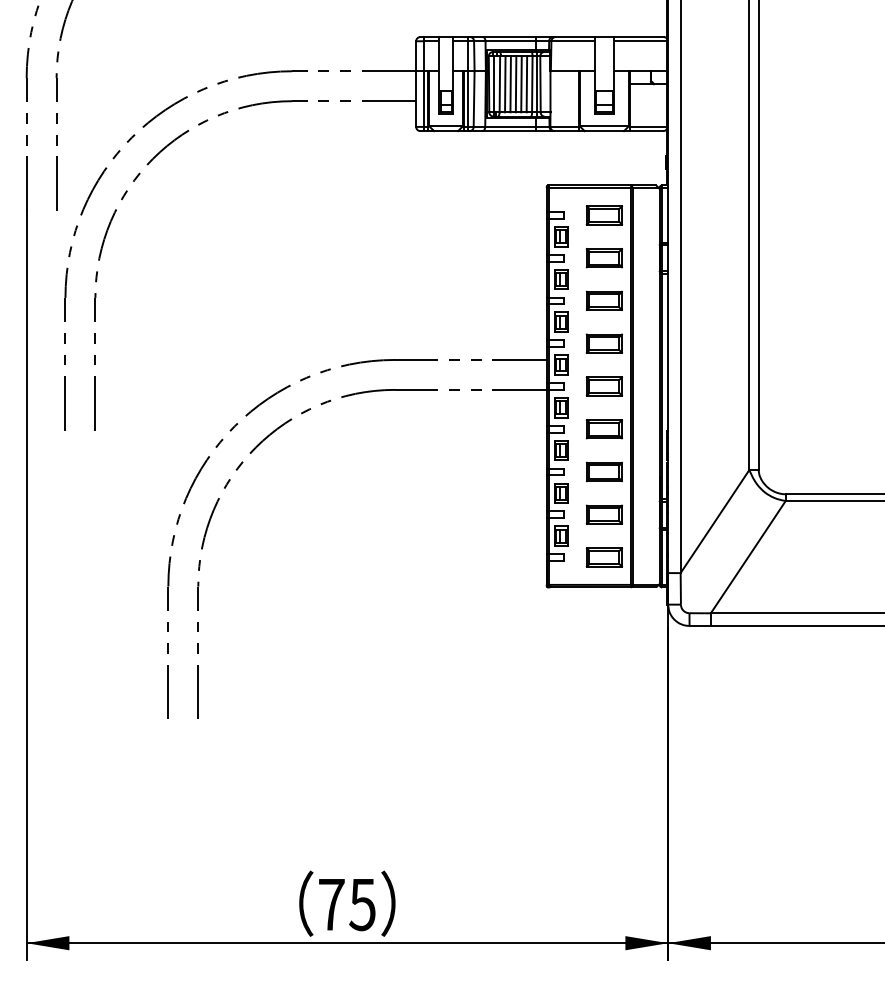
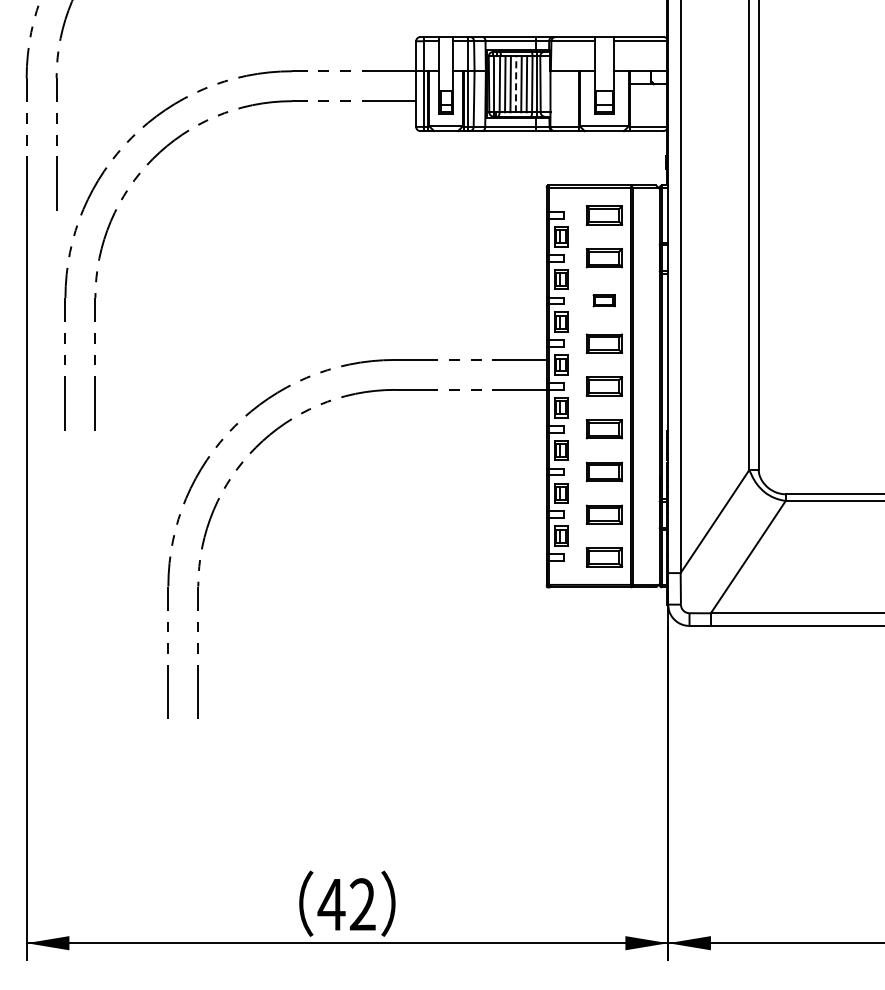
line: solid -> dashed (516, 83)
part size: 38x21 px -> 24x14 px (603, 300)
text: 75 -> 42 (346, 904)
